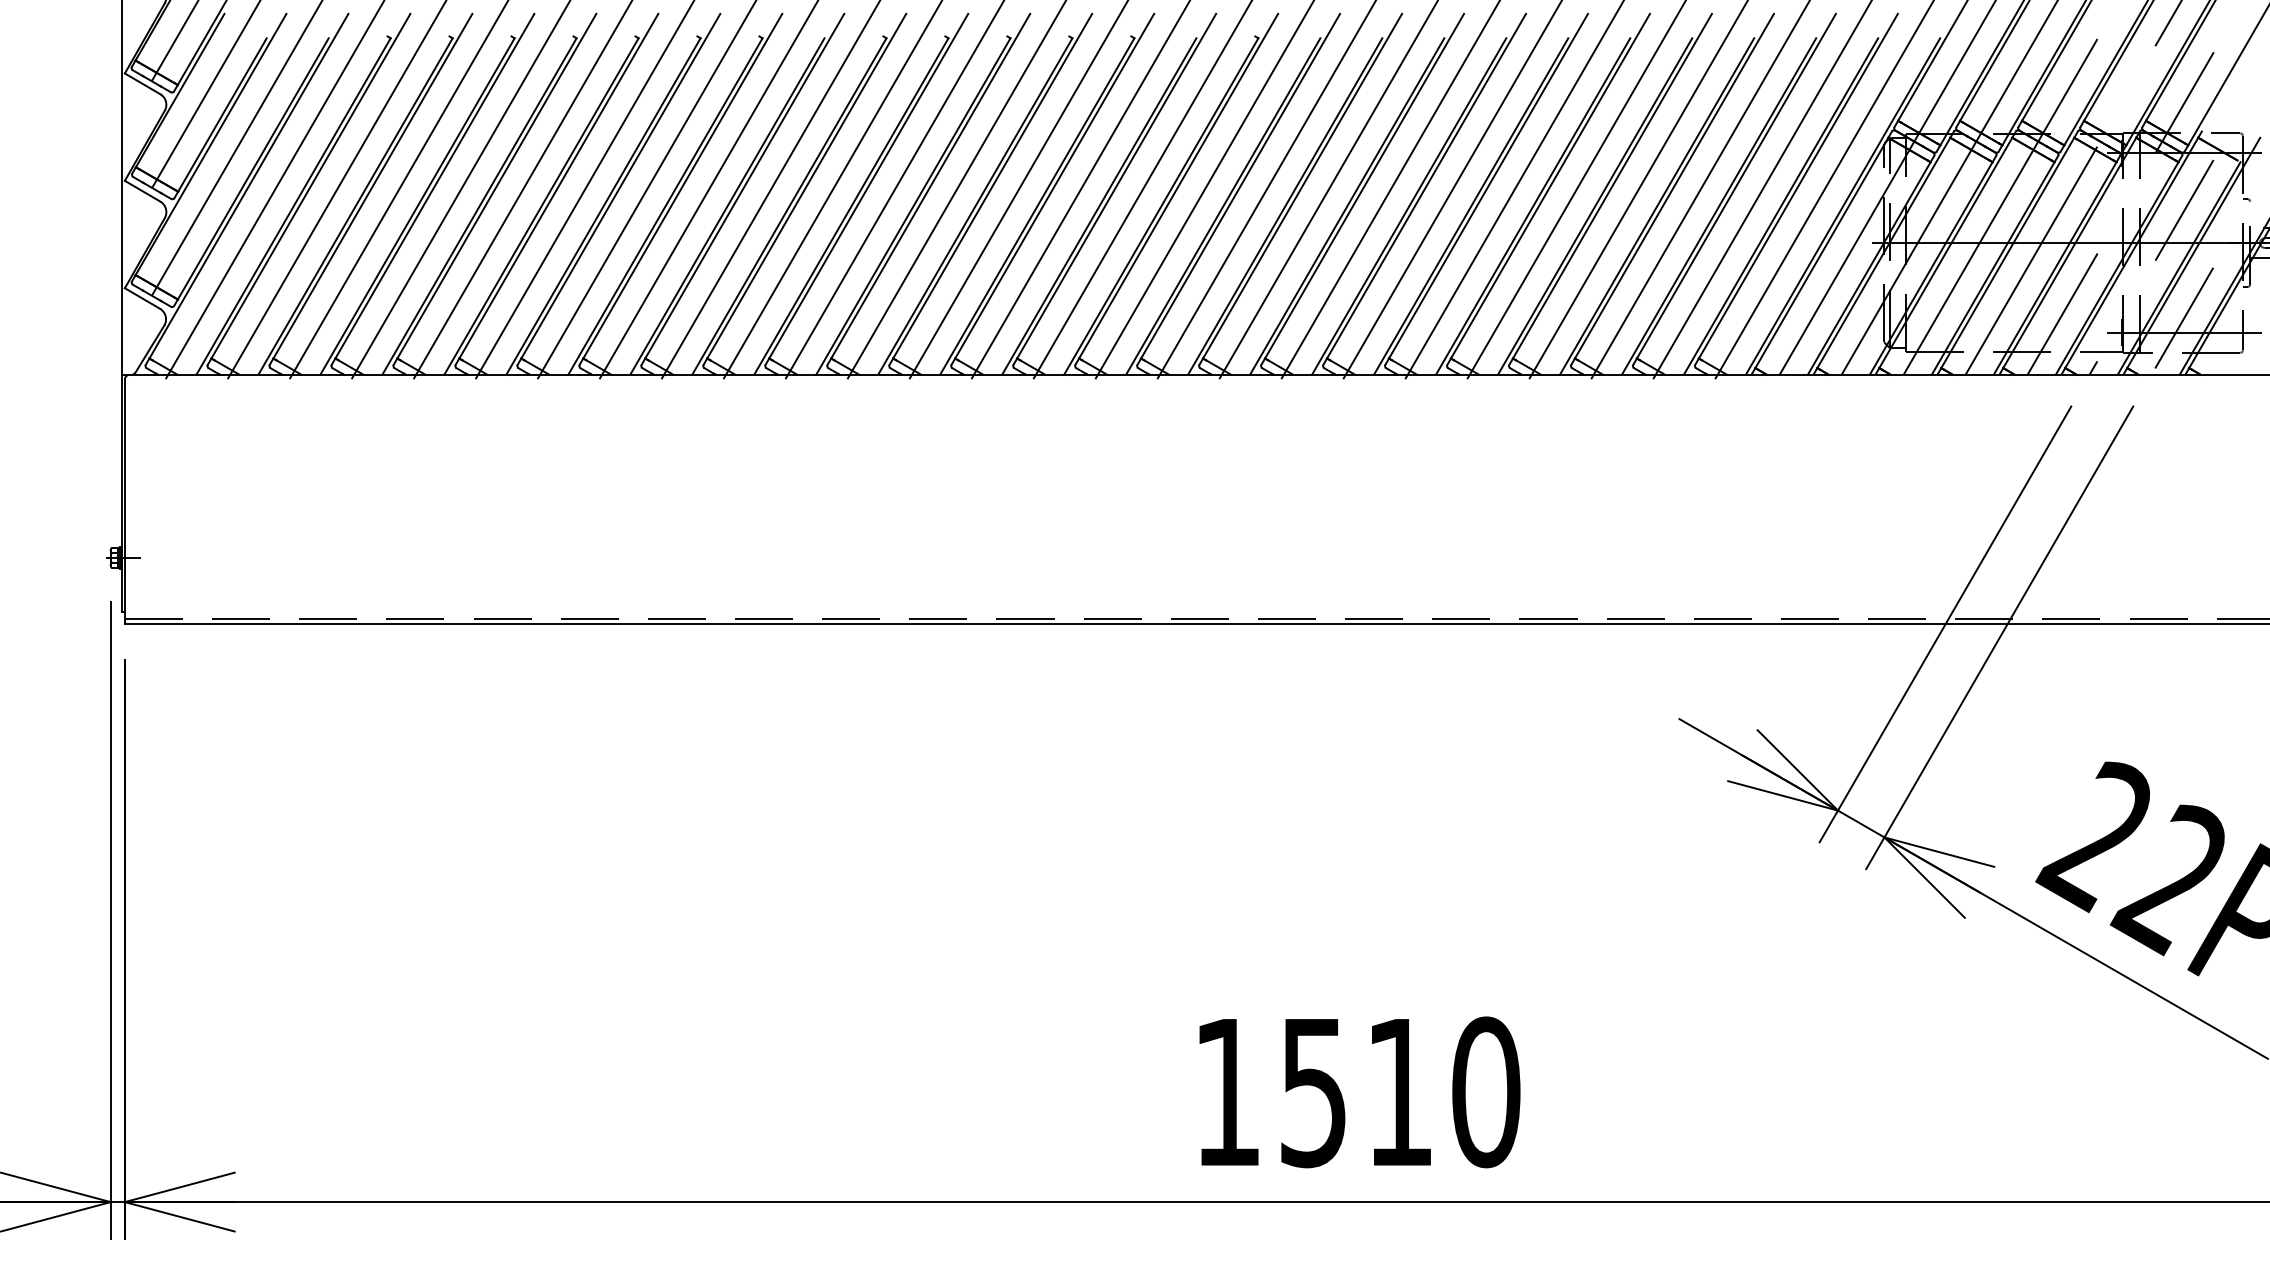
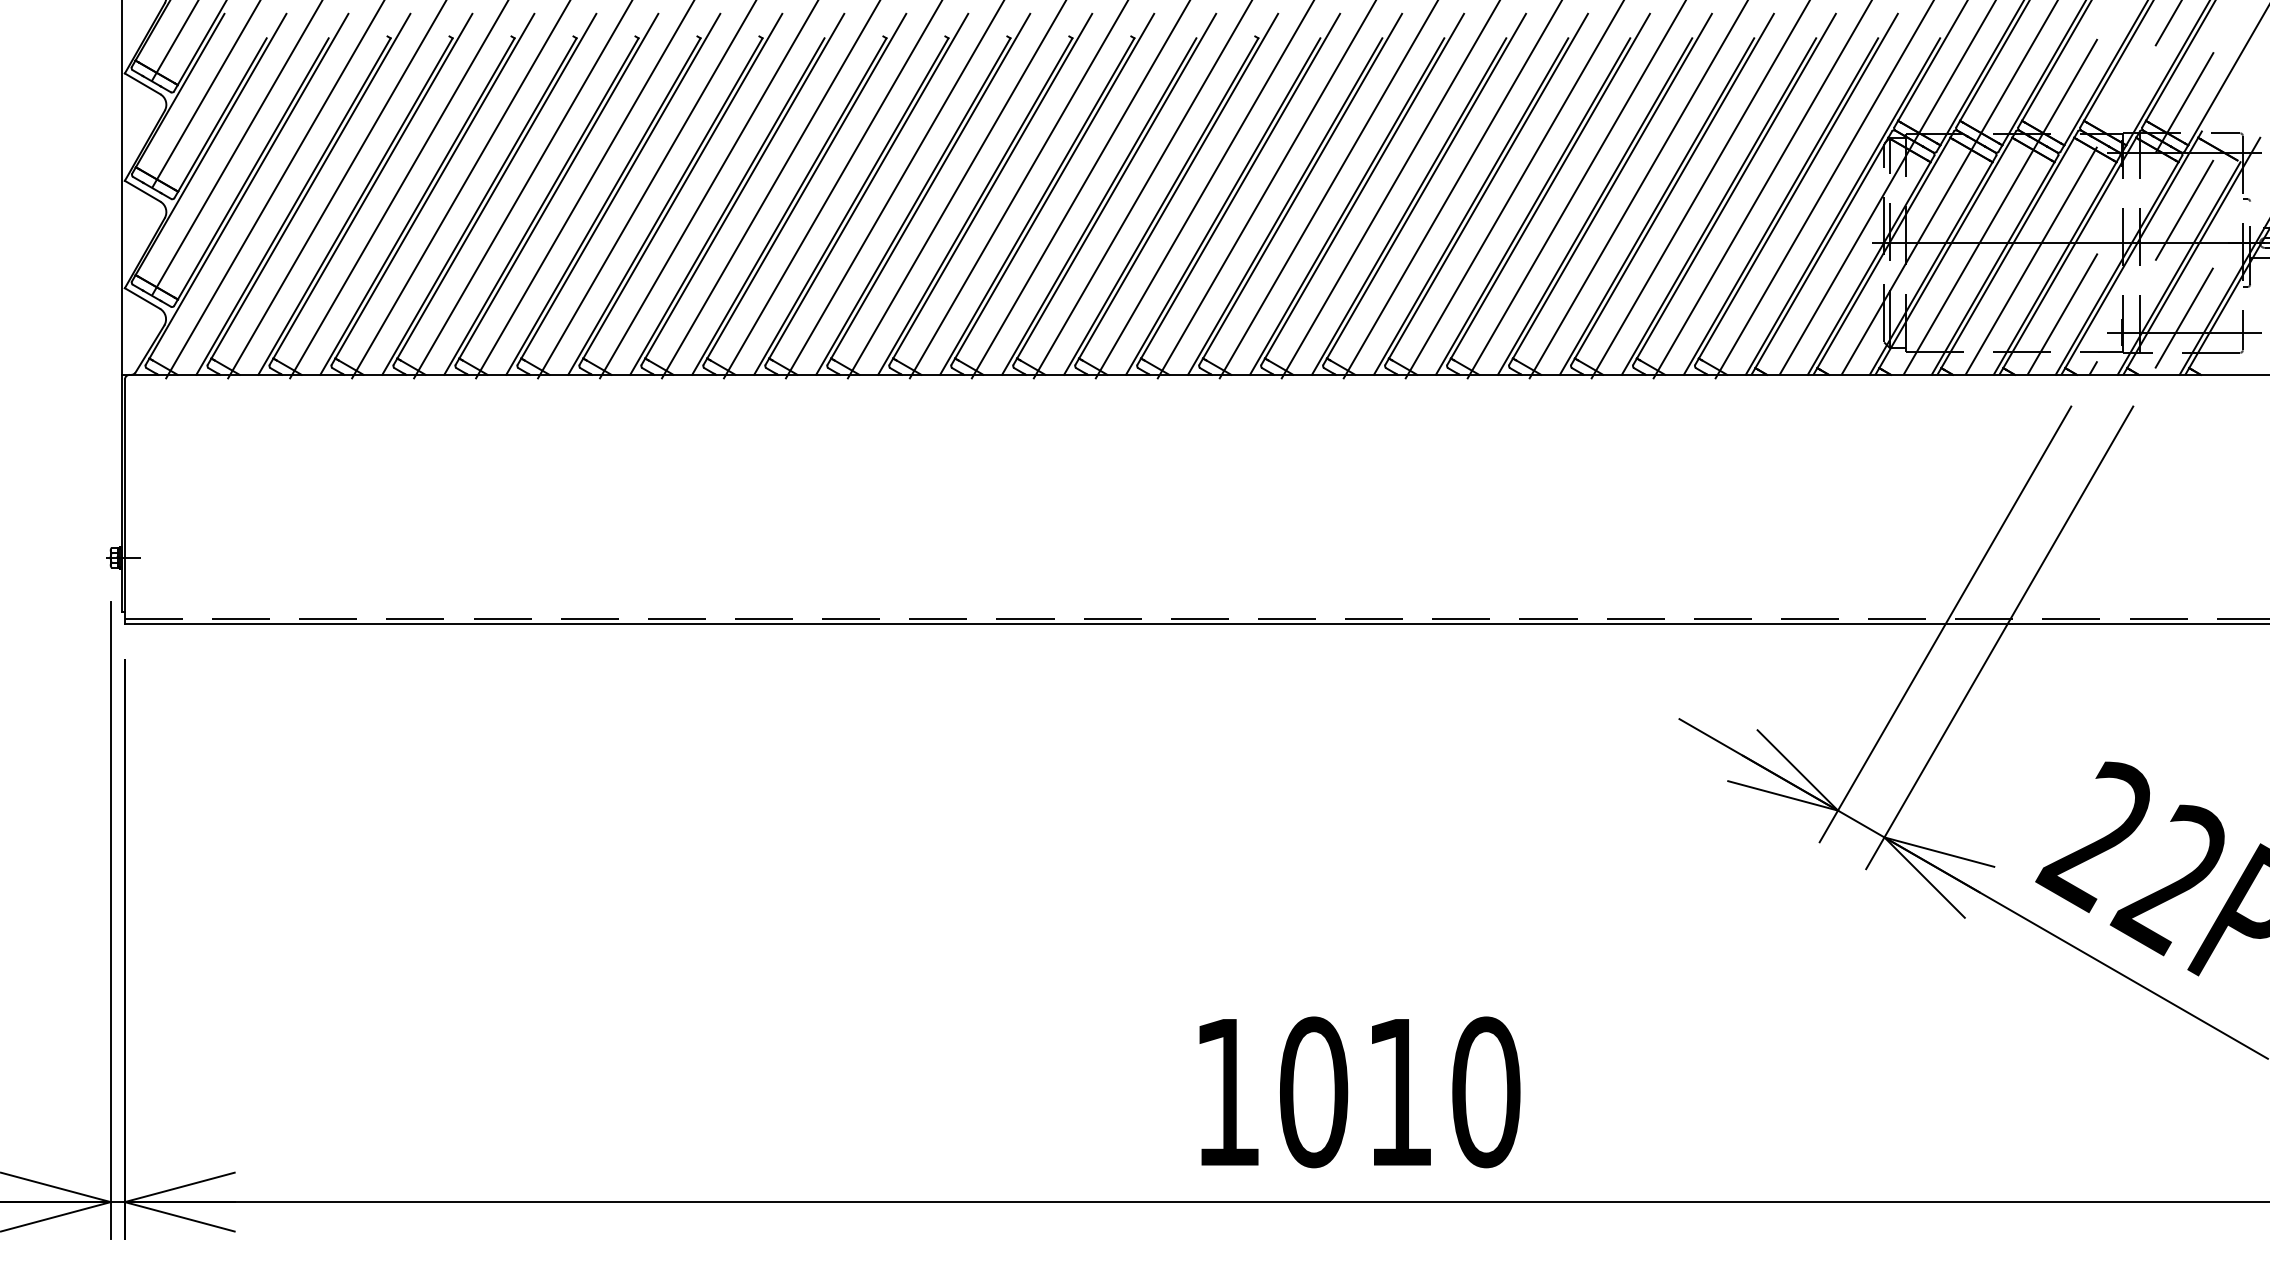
text: 1510 -> 1010 (1314, 1092)
